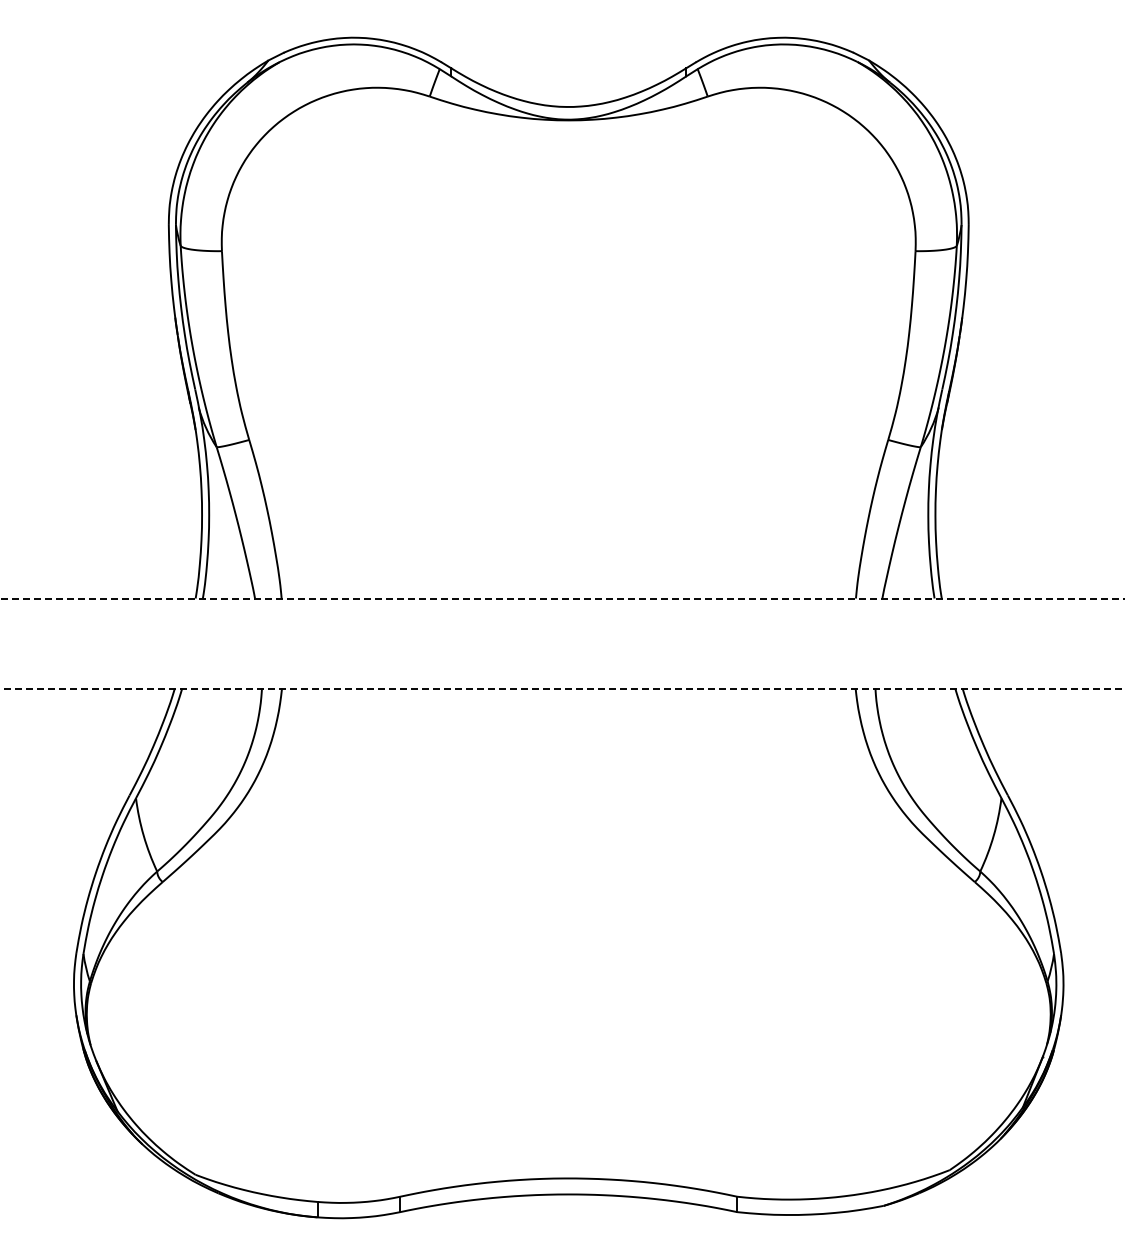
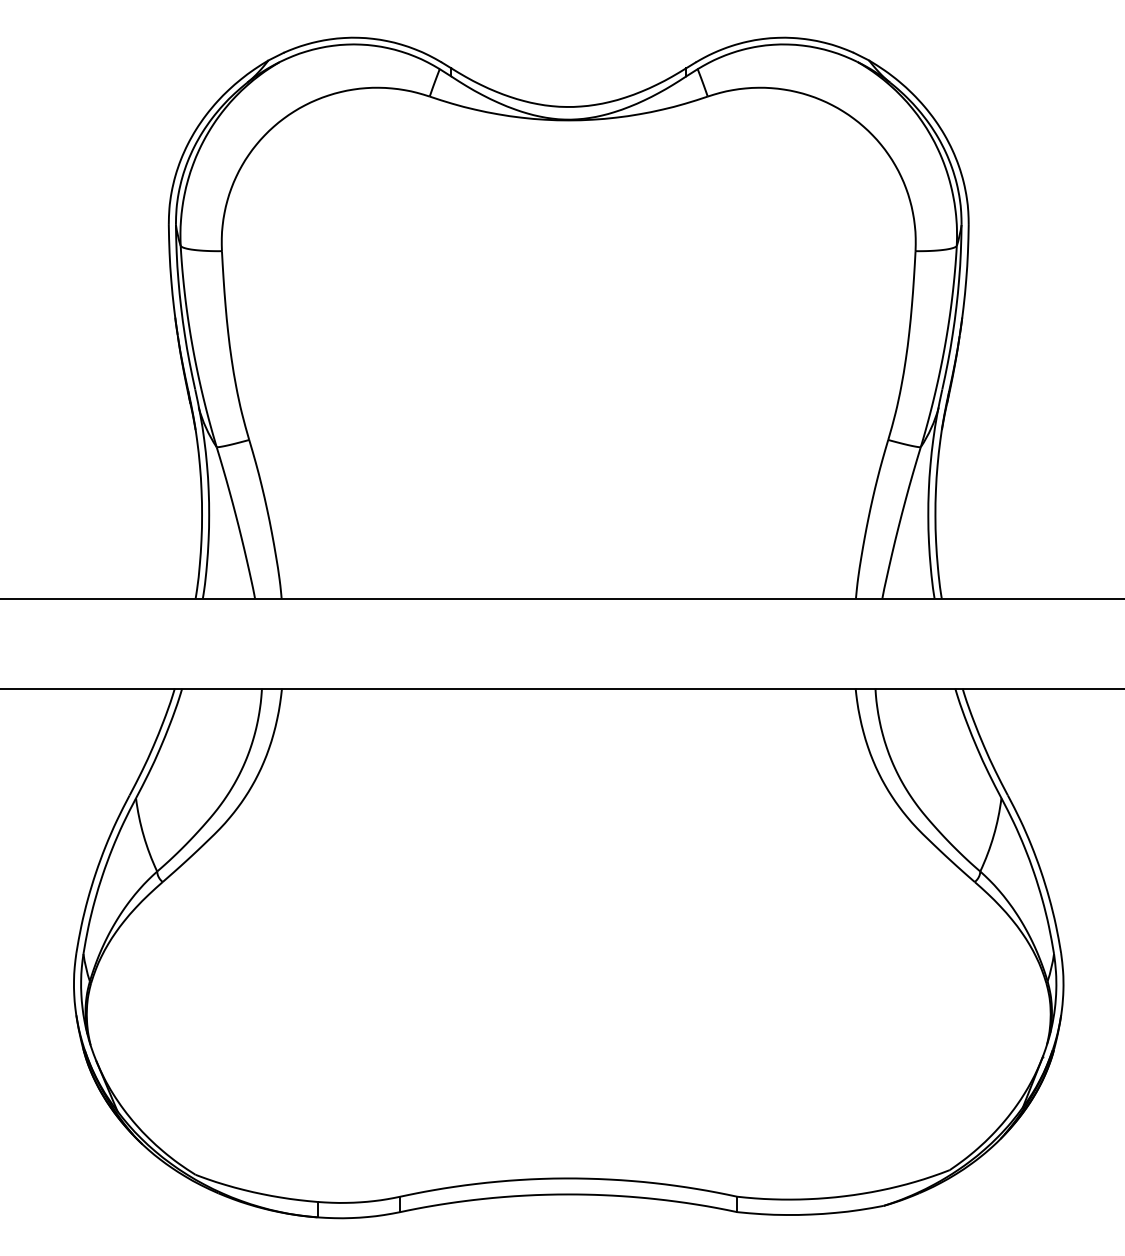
line: dashed -> solid (561, 598)
line: dashed -> solid (562, 688)
